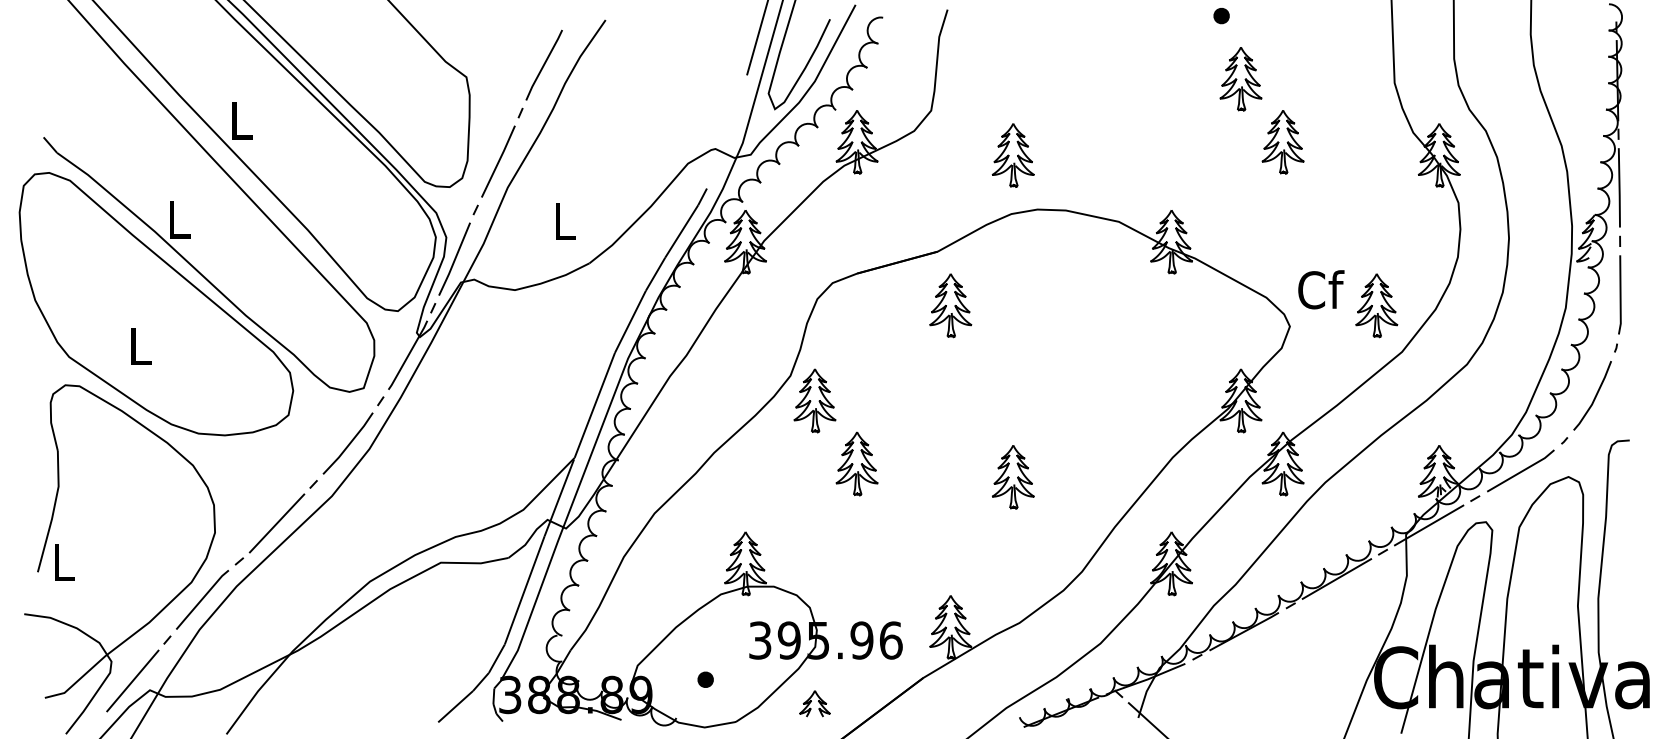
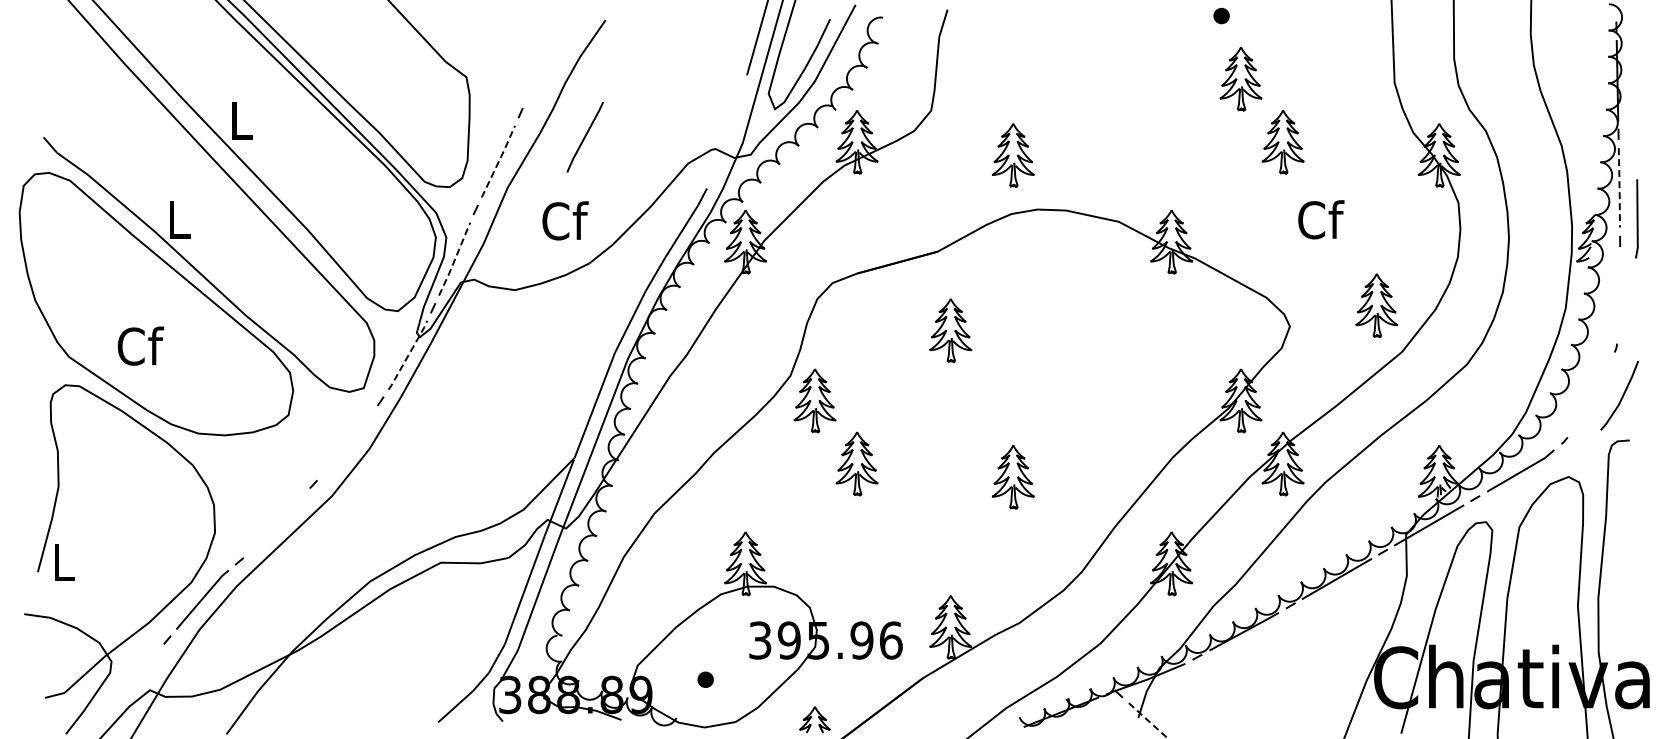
line position: (543, 64) -> (584, 136) (584, 136)
line: solid -> dashed (499, 160)
line: solid -> dashed (1619, 189)
text: L -> Cf (565, 220)
line: solid -> dashed (455, 259)
text position: (1321, 289) -> (1321, 219) (1321, 219)
line position: (1619, 294) -> (1636, 218) (1636, 218)
part position: (950, 305) -> (950, 330) (950, 330)
text: L -> Cf (140, 345)
line: solid -> dashed (408, 355)
line position: (1594, 396) -> (1621, 396) (1621, 396)
line: present -> none (348, 443)
line: present -> none (276, 523)
line: present -> none (132, 680)
part position: (814, 703) -> (814, 719) (814, 719)
line: solid -> dashed (1148, 721)
